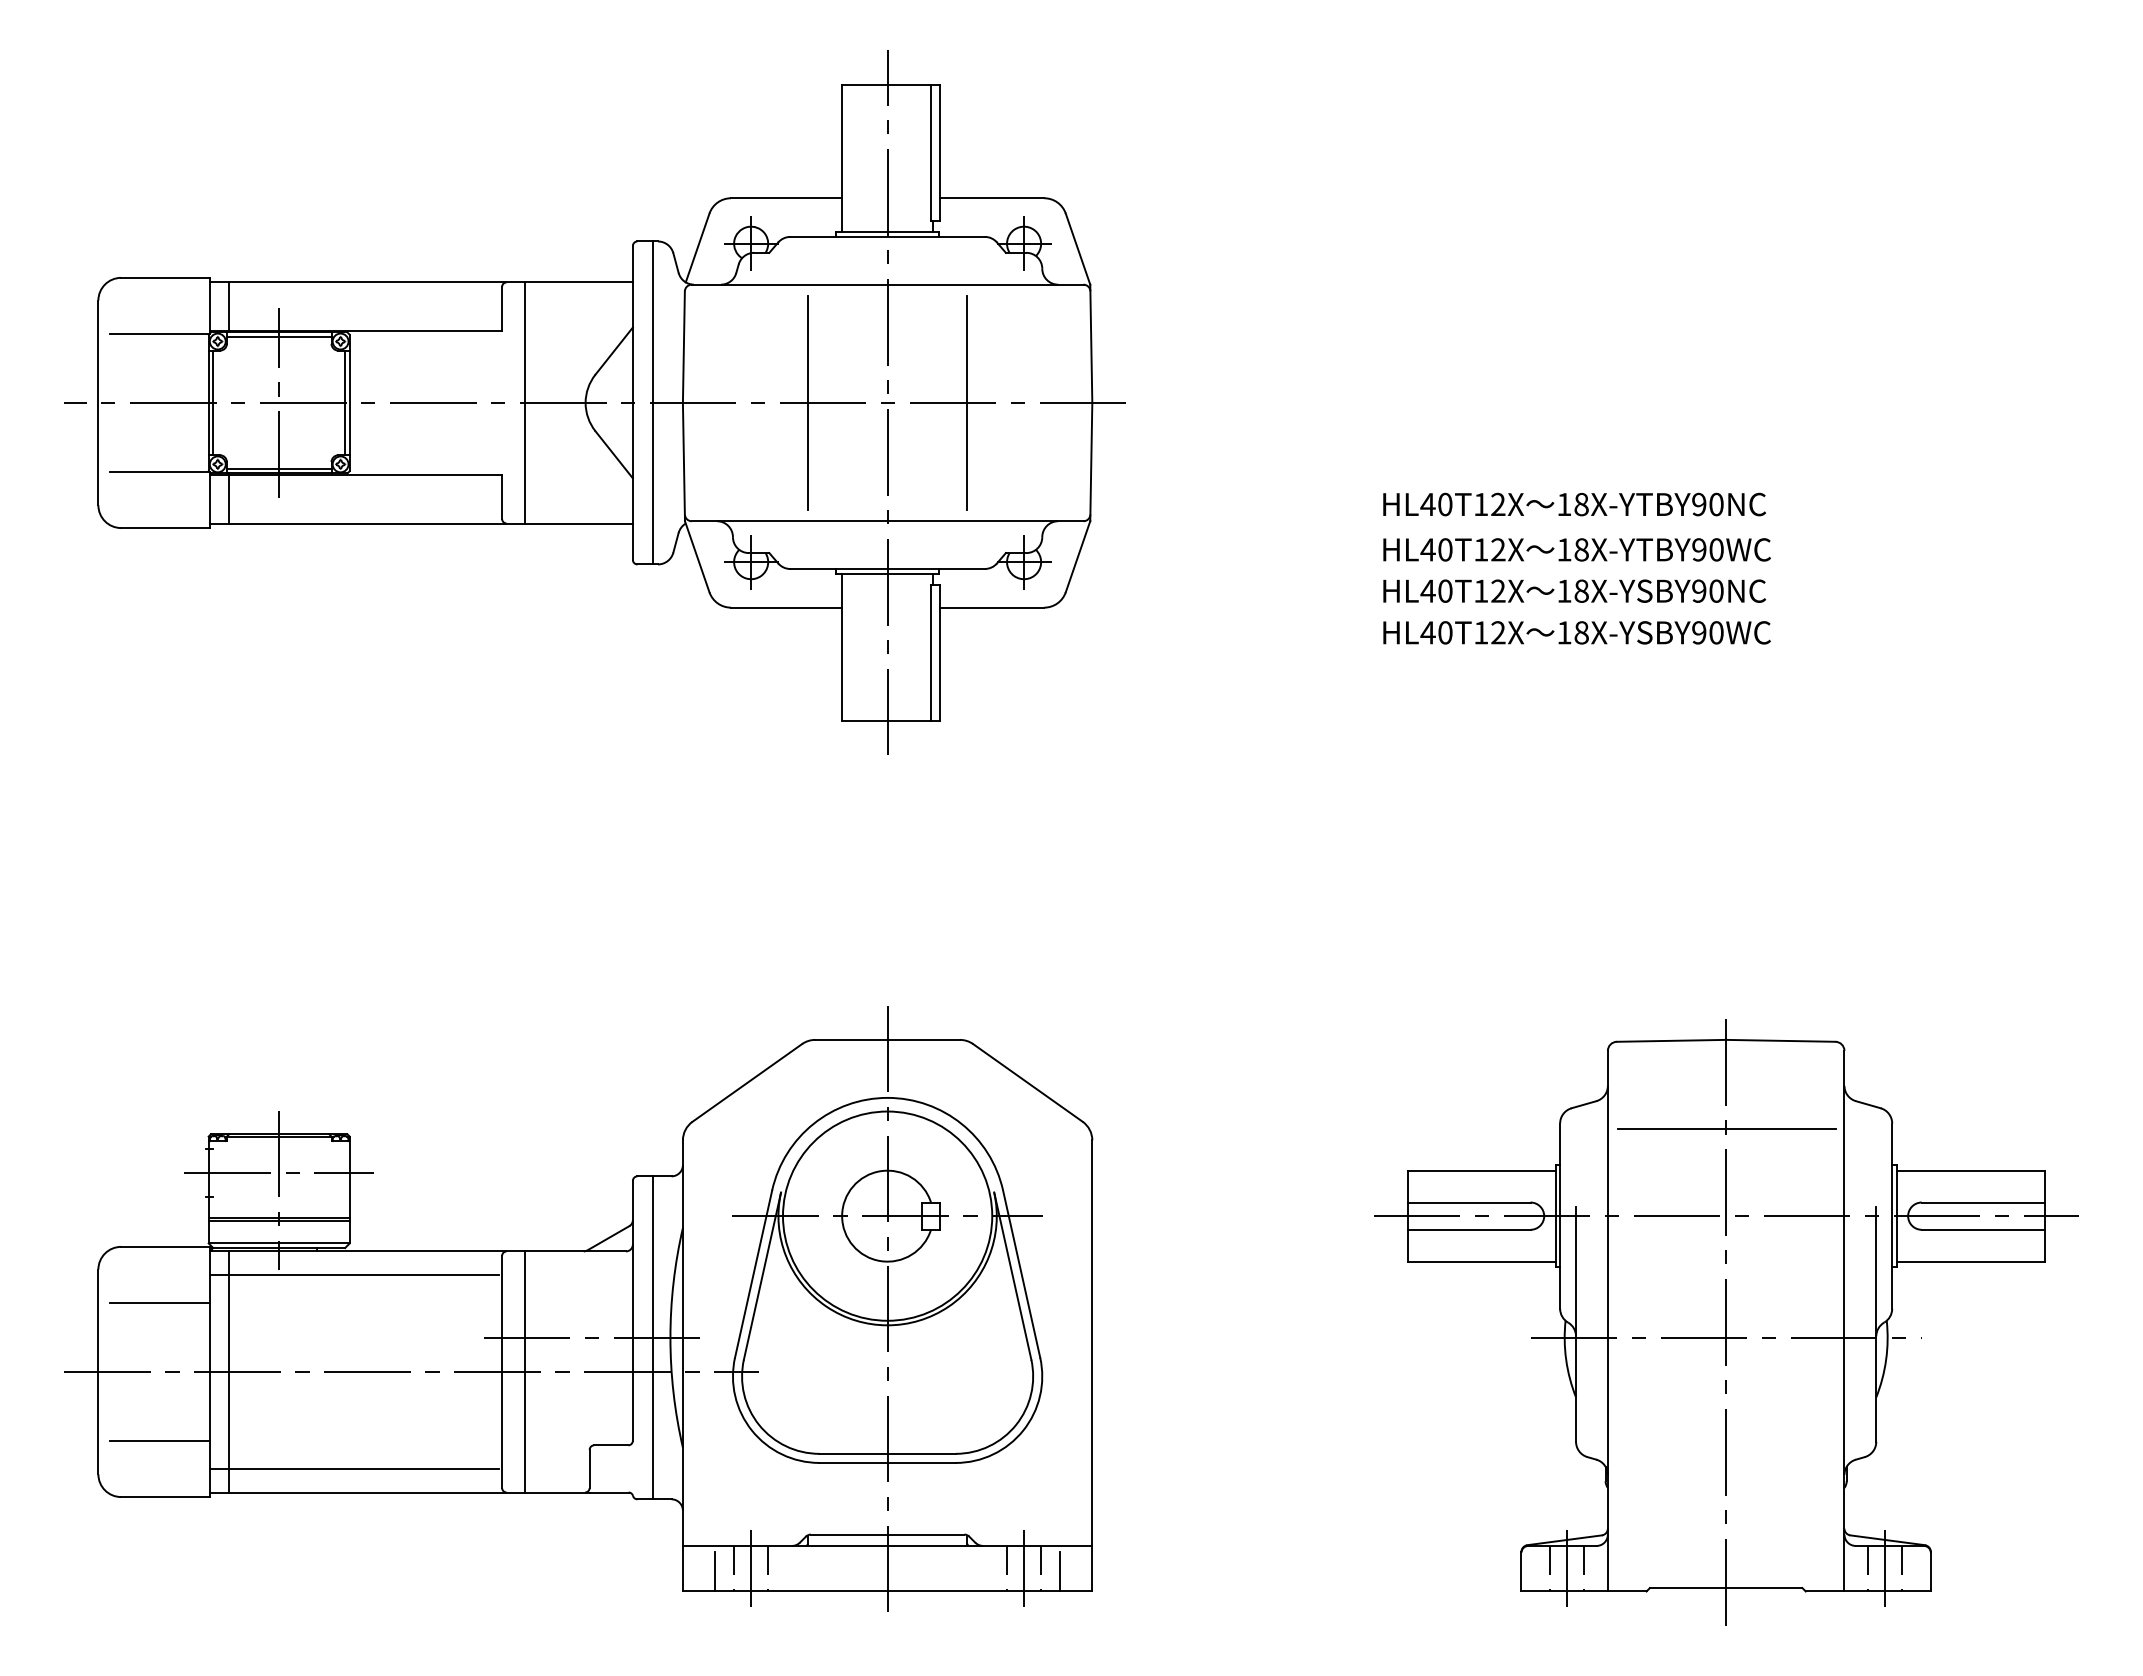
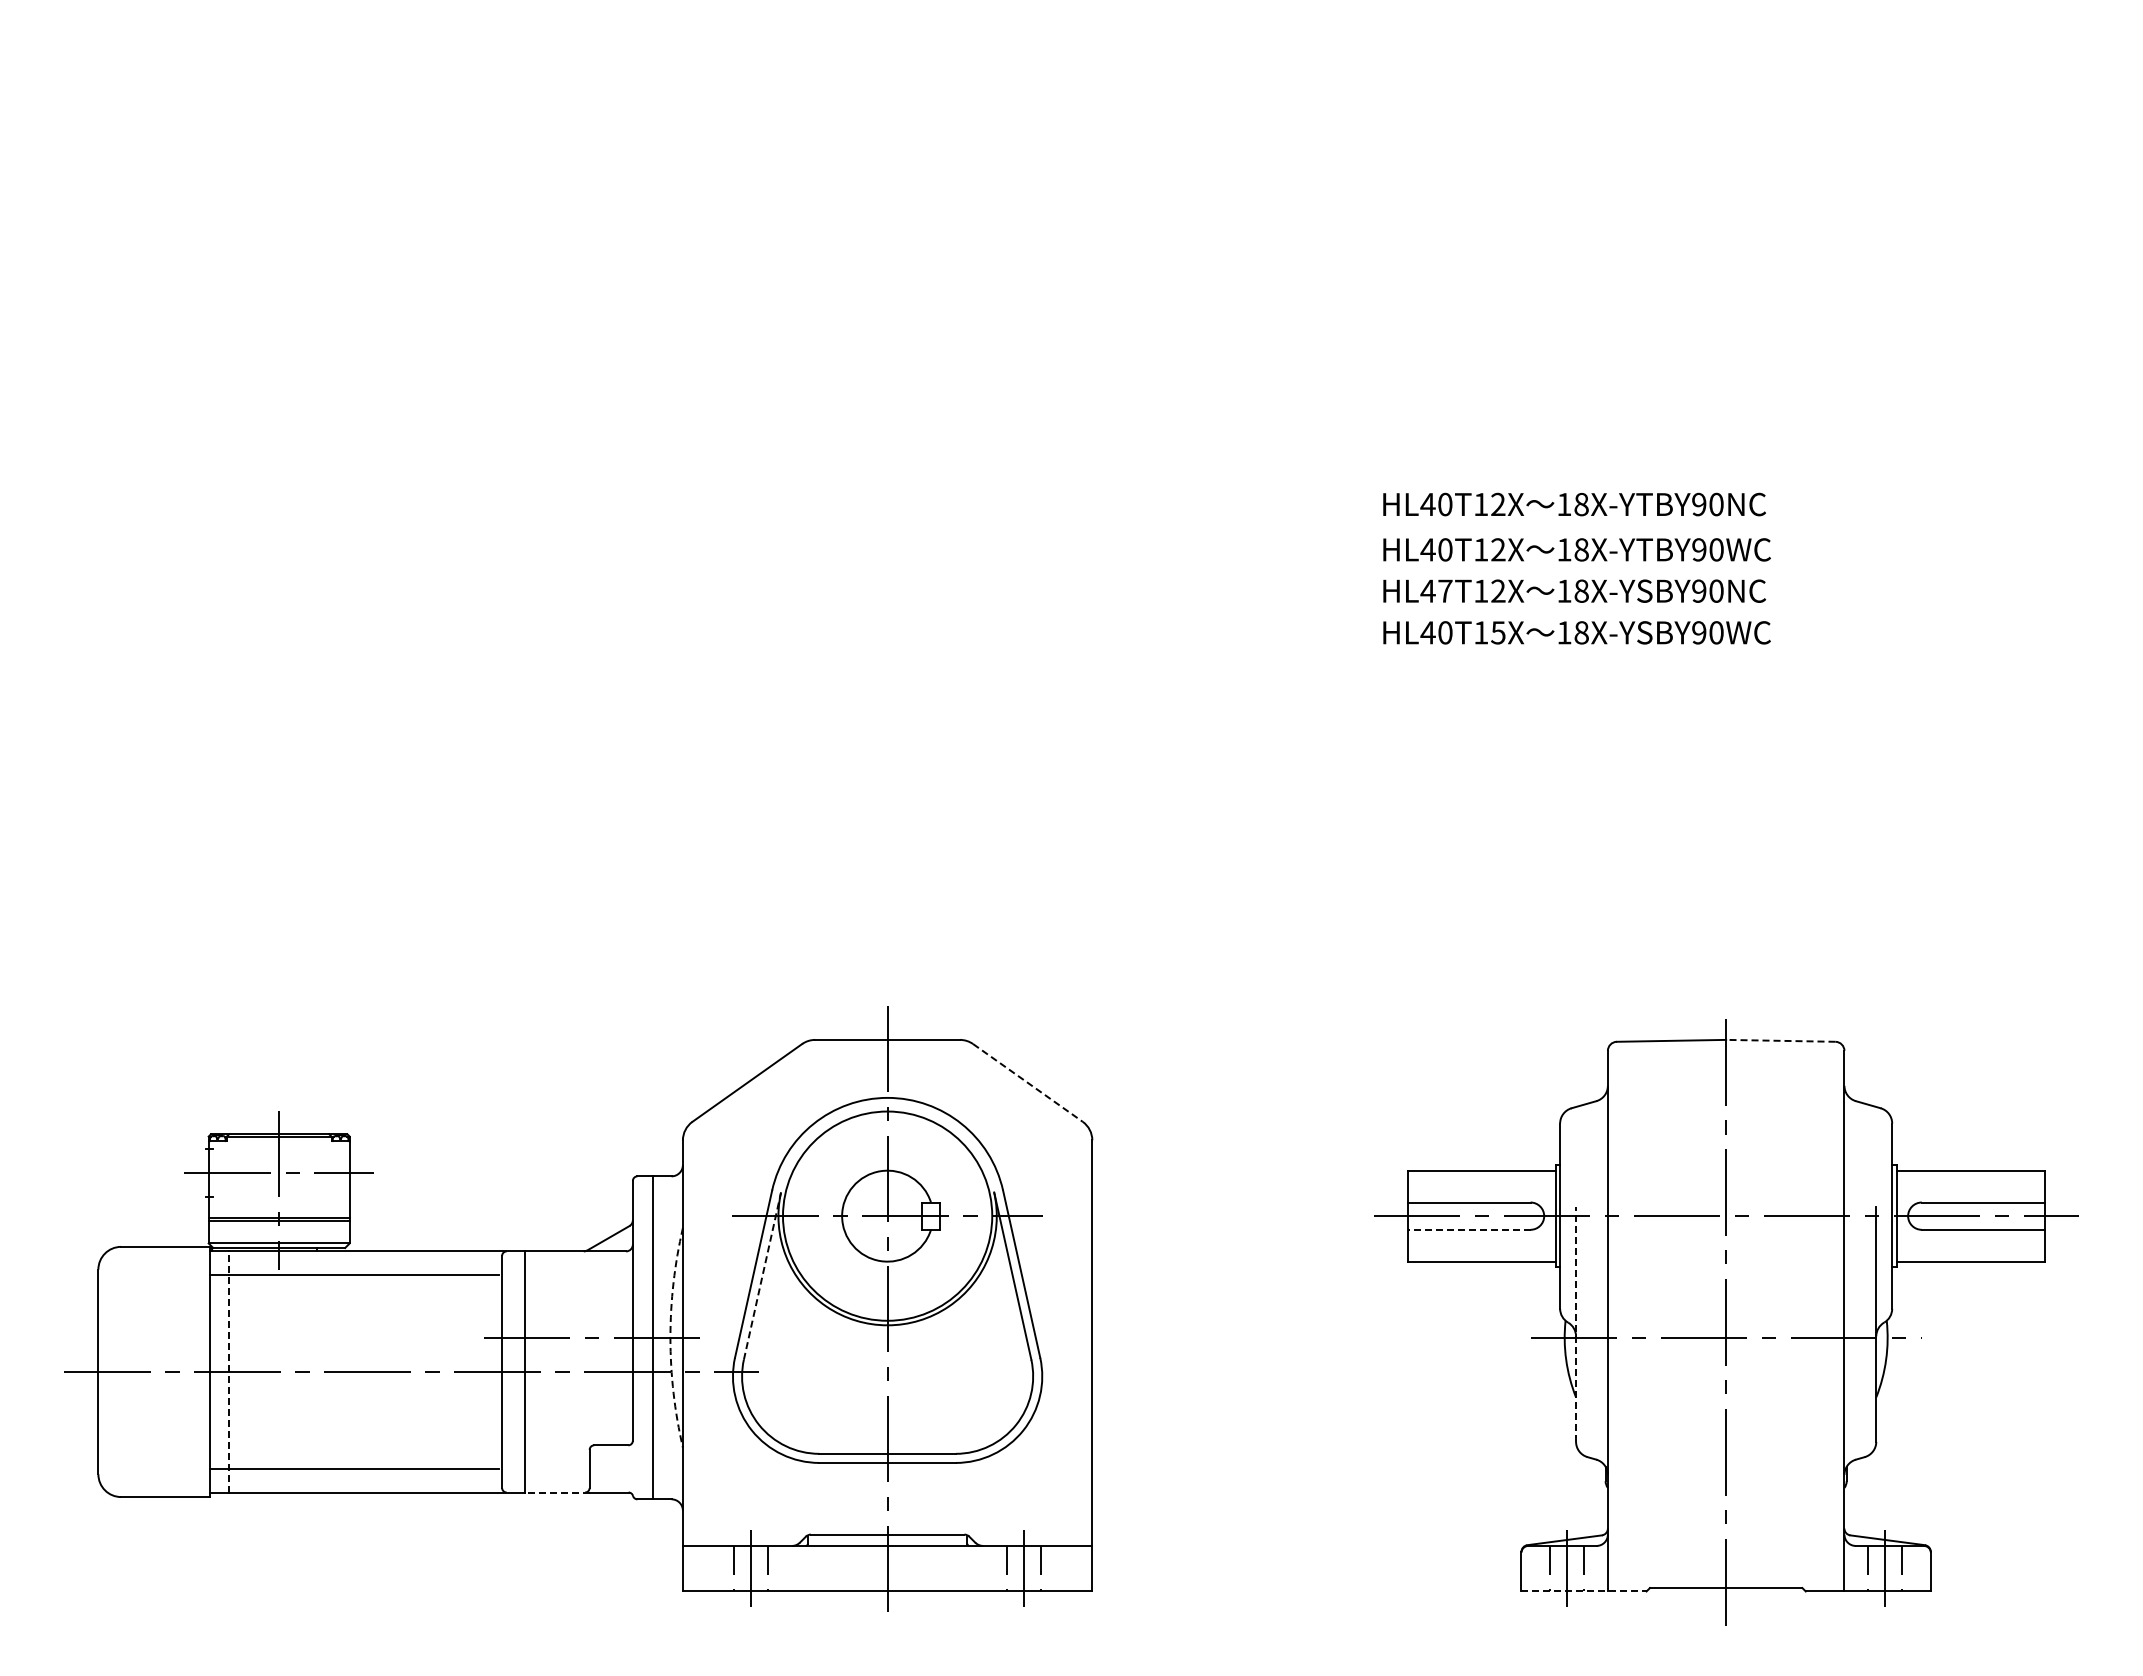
part: present -> none (594, 402)
text: HL40T12X -> HL47T12X (1445, 590)
text: HL40T12X -> HL40T15X (1498, 632)
line: solid -> dashed (1780, 1040)
line: solid -> dashed (1028, 1083)
line: present -> none (1726, 1128)
line: solid -> dashed (1468, 1229)
line: solid -> dashed (762, 1276)
line: present -> none (159, 1302)
line: solid -> dashed (1576, 1324)
arc: solid -> dashed (670, 1337)
line: solid -> dashed (229, 1371)
line: present -> none (159, 1441)
line: solid -> dashed (556, 1492)
line: present -> none (714, 1571)
line: present -> none (1060, 1571)
line: solid -> dashed (1584, 1591)
